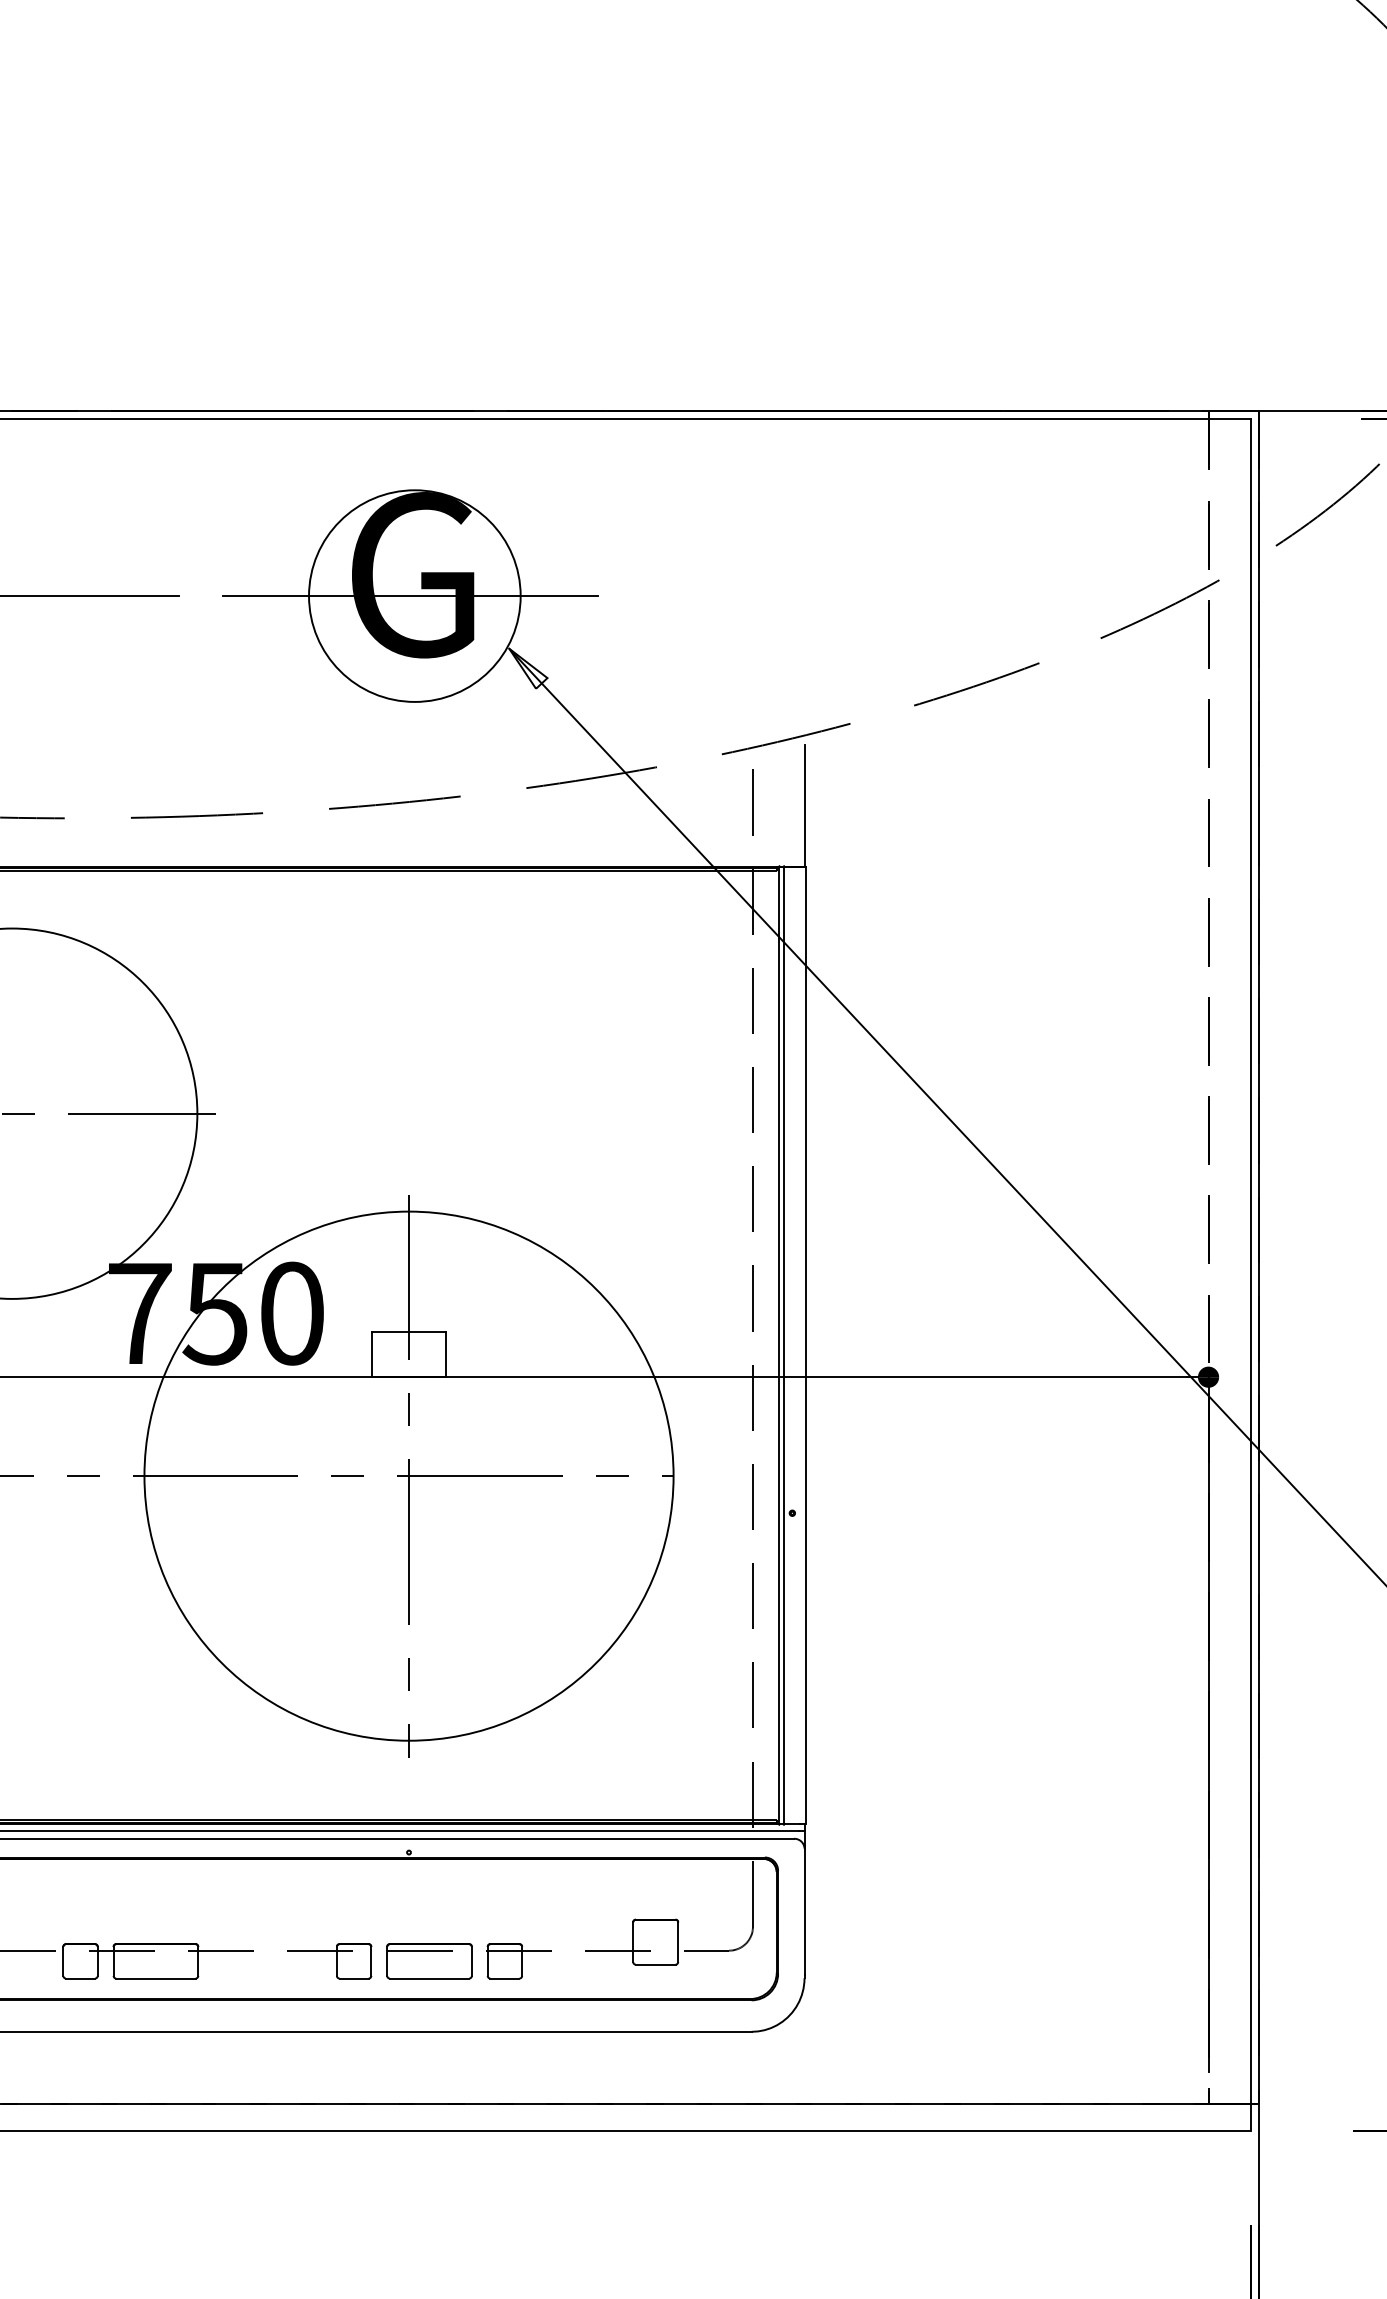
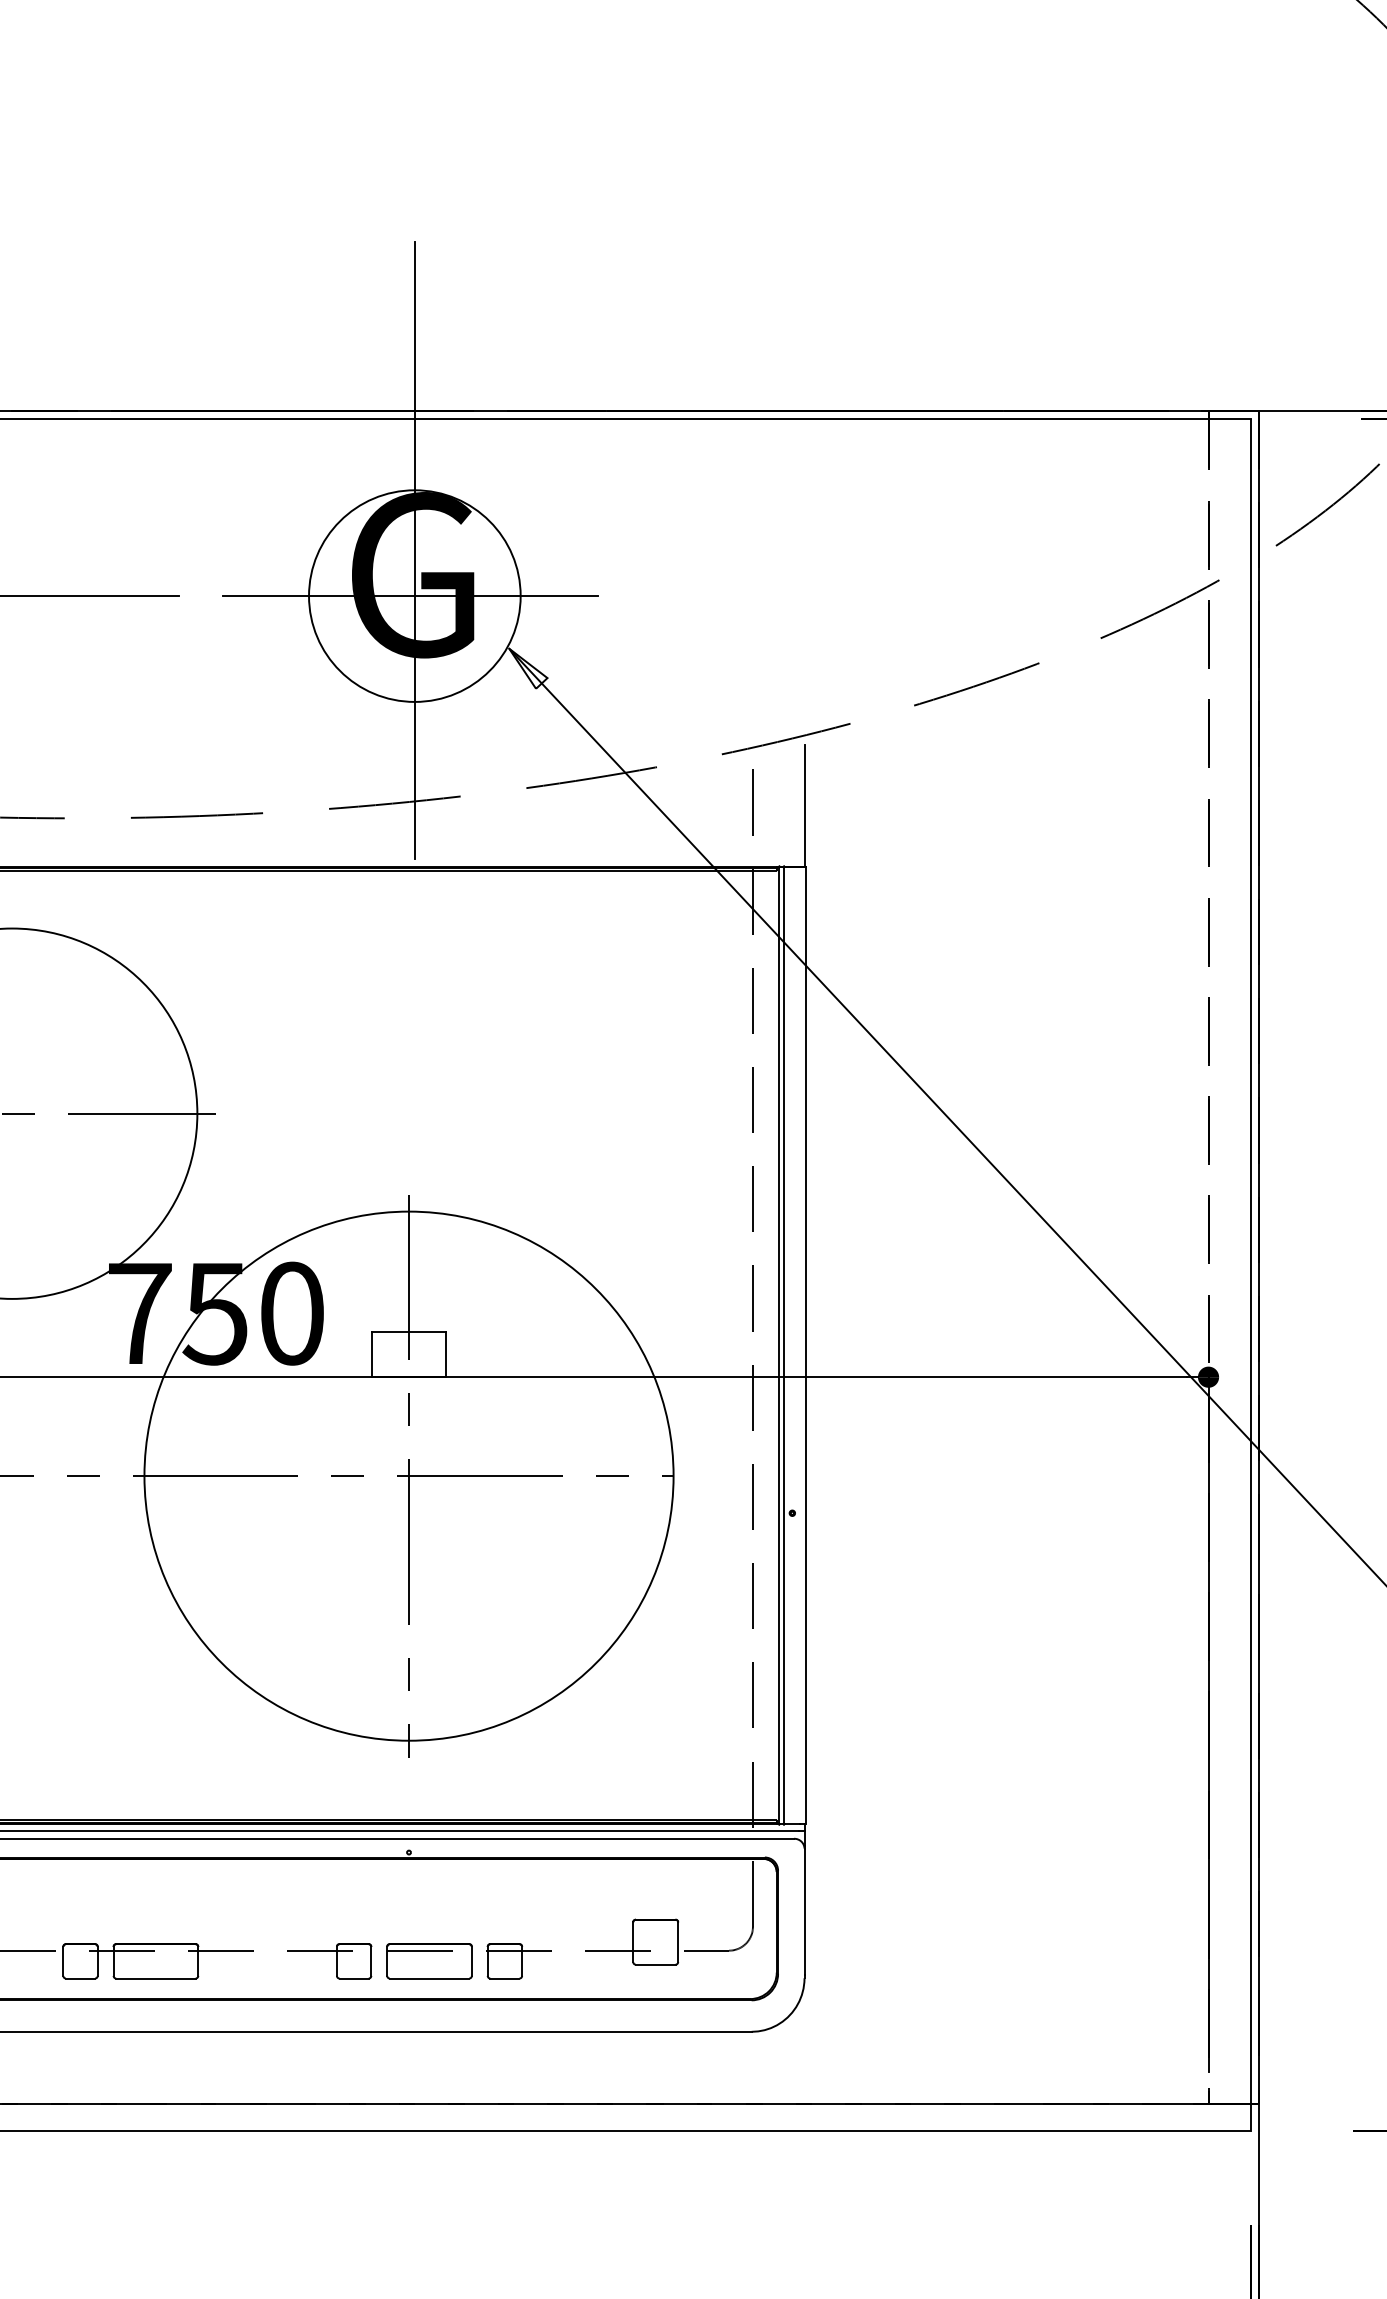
line: none -> present (414, 550)
